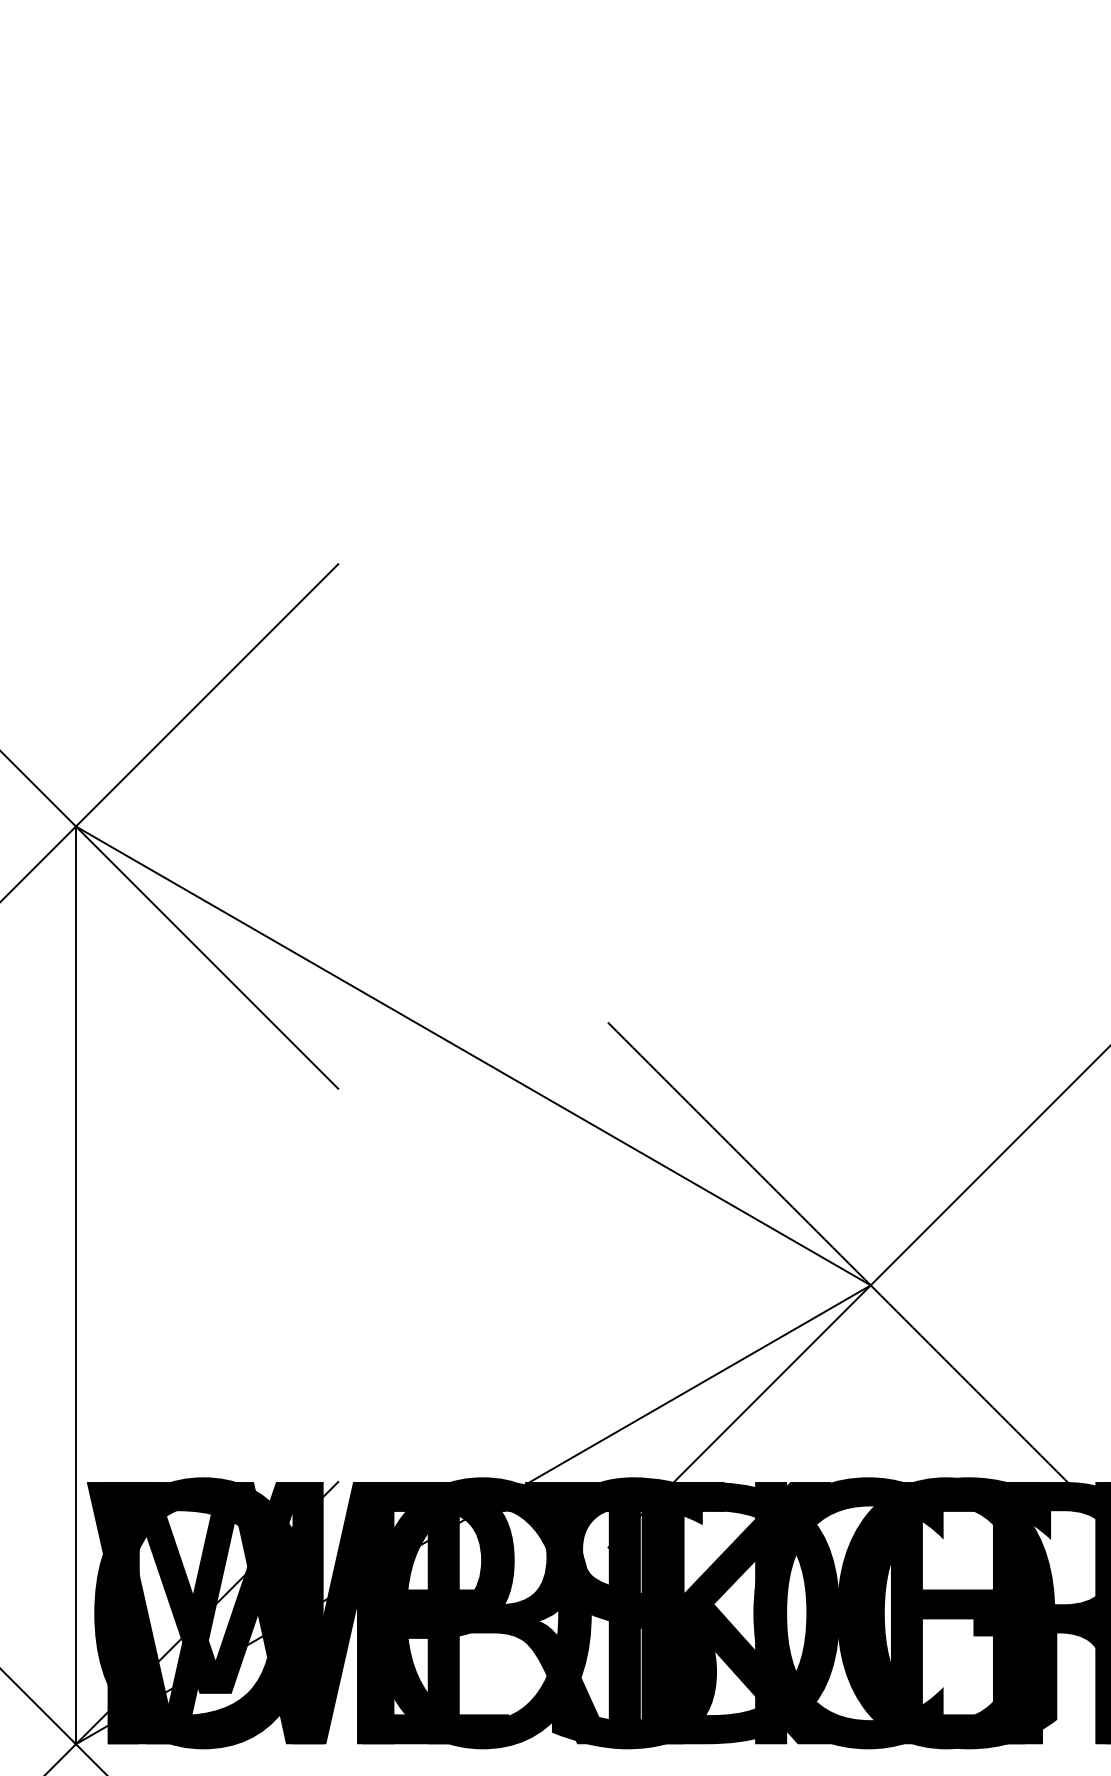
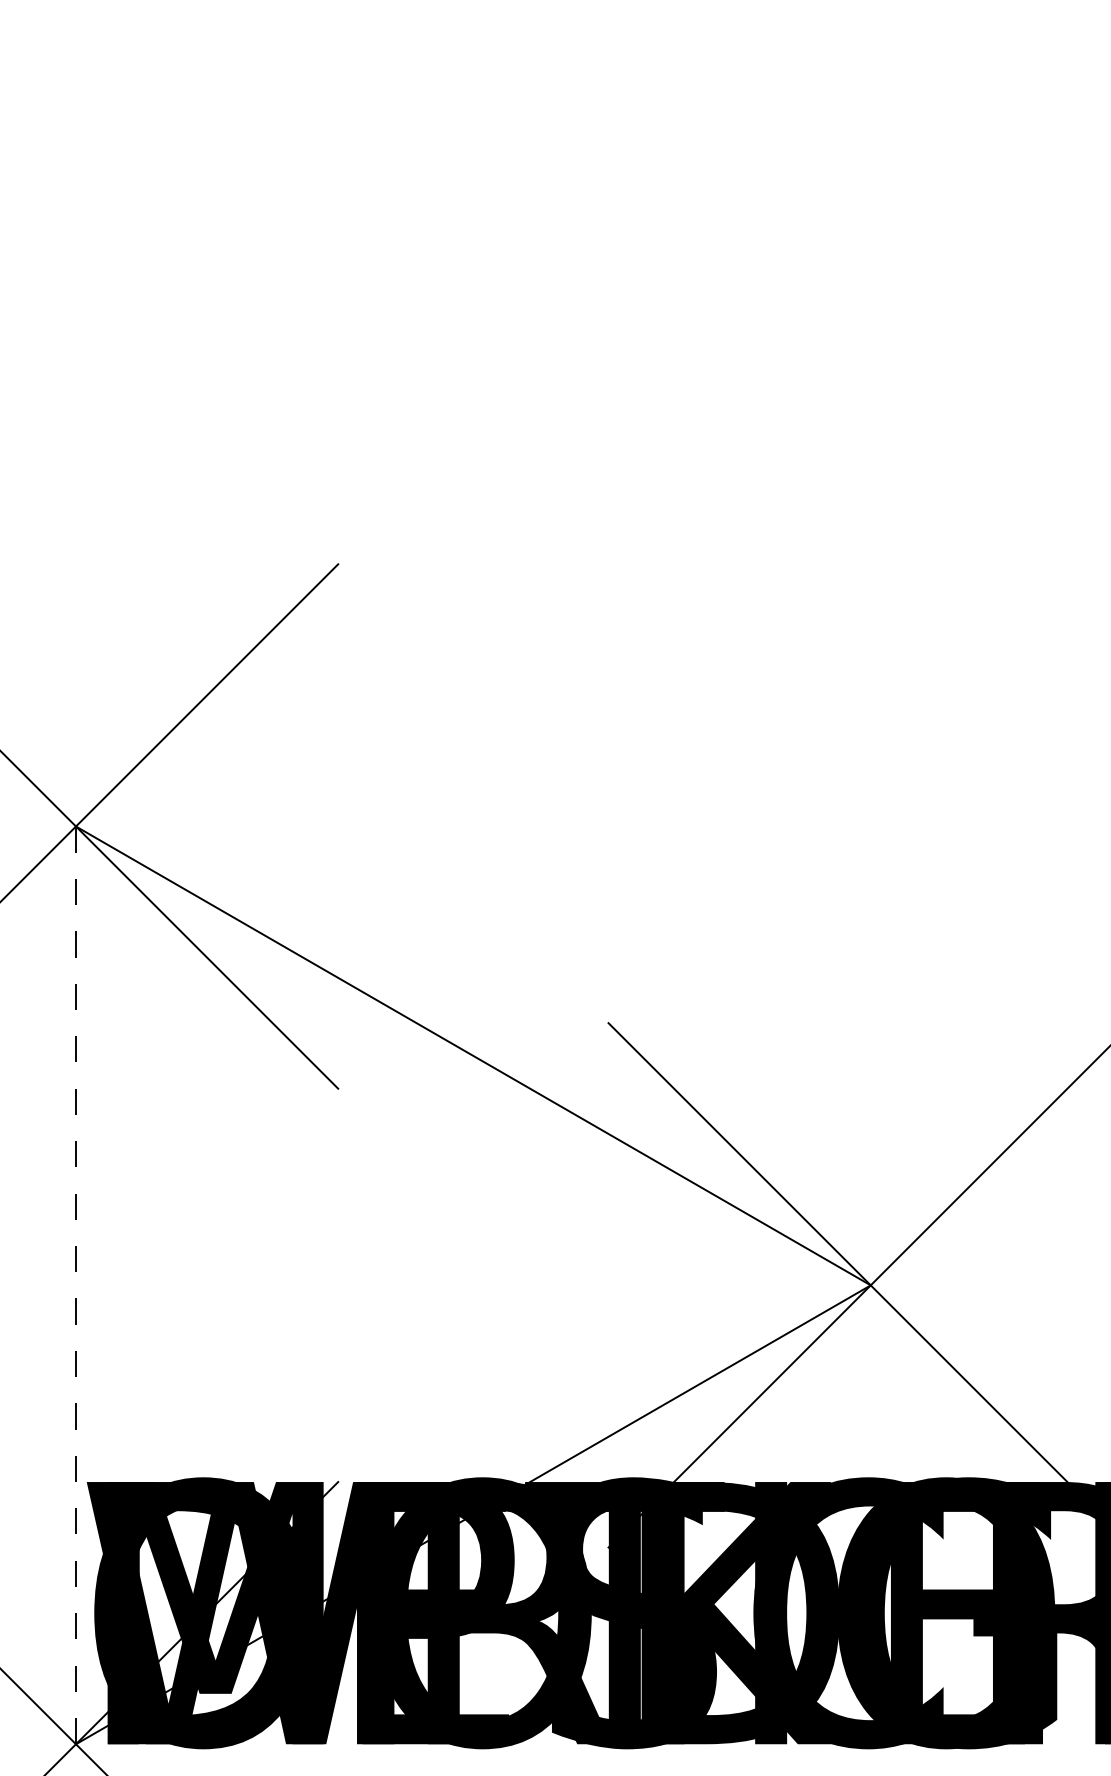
line: solid -> dashed (76, 1285)
